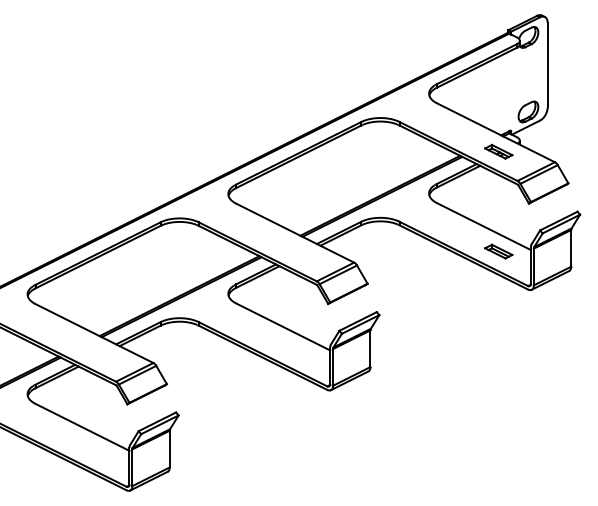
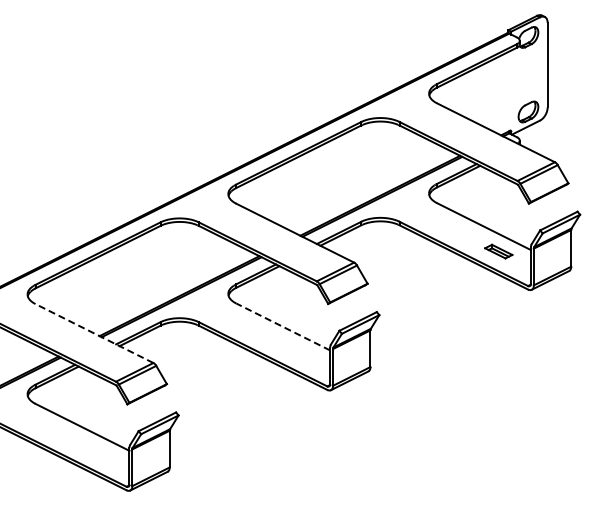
part: present -> none (498, 151)
line: solid -> dashed (283, 326)
line: solid -> dashed (94, 333)
